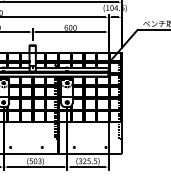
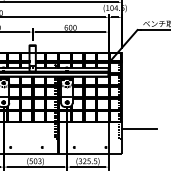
line: none -> present (138, 128)
